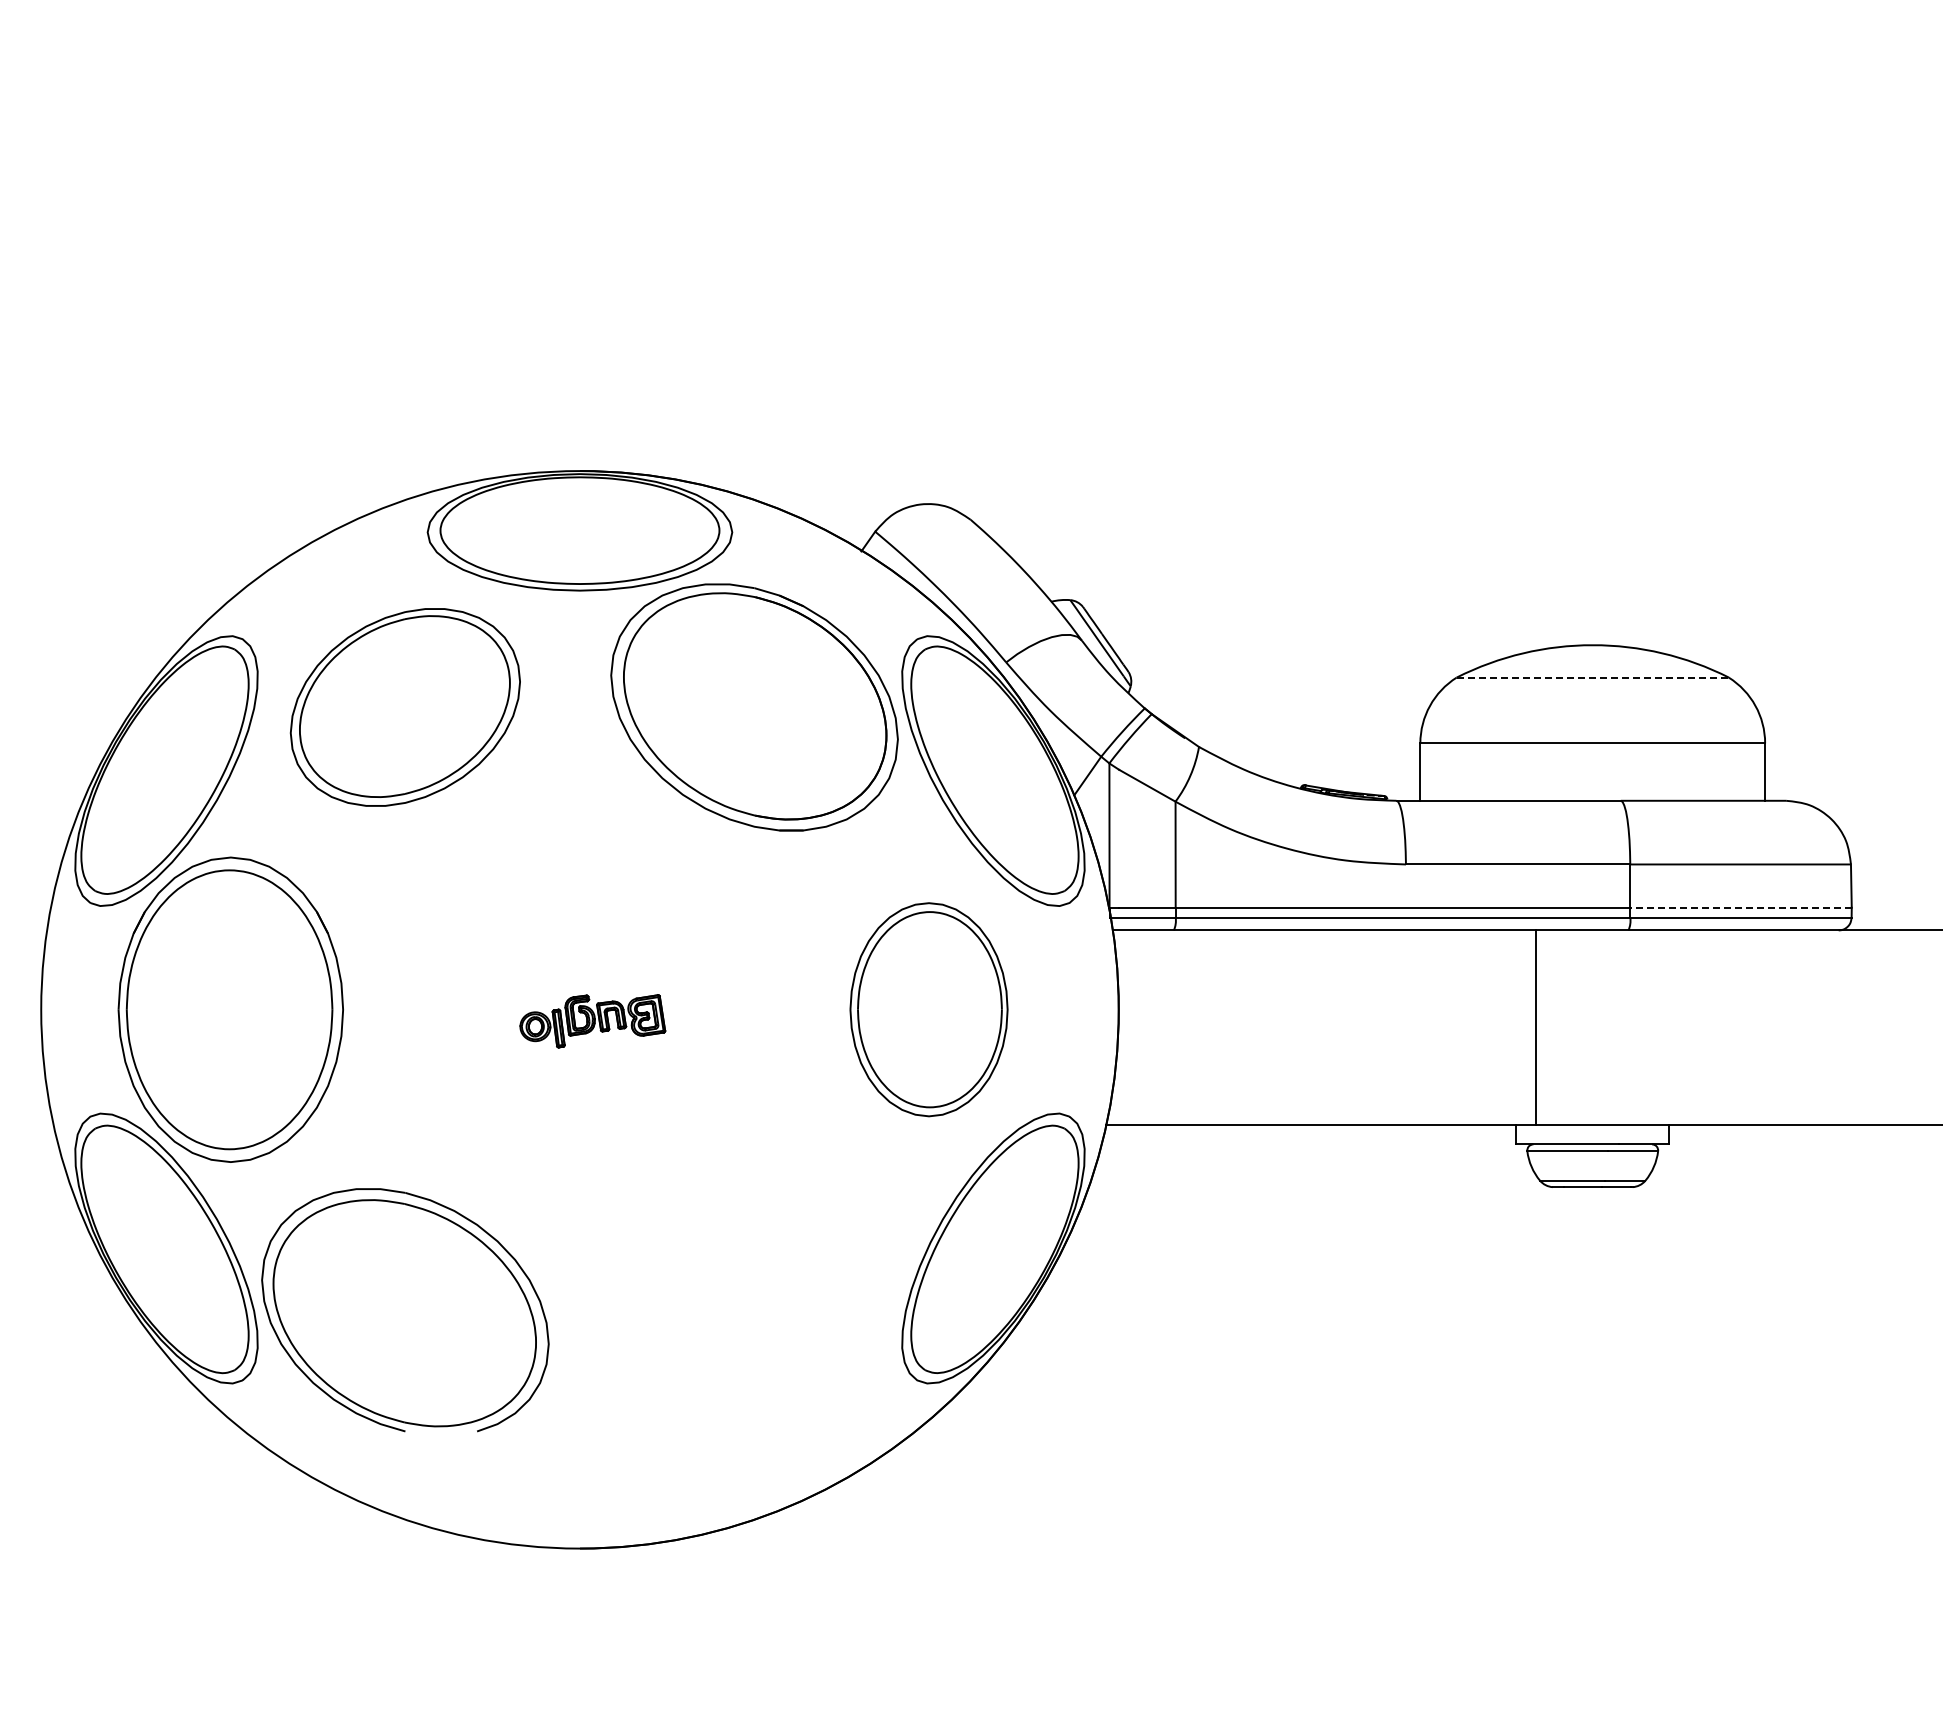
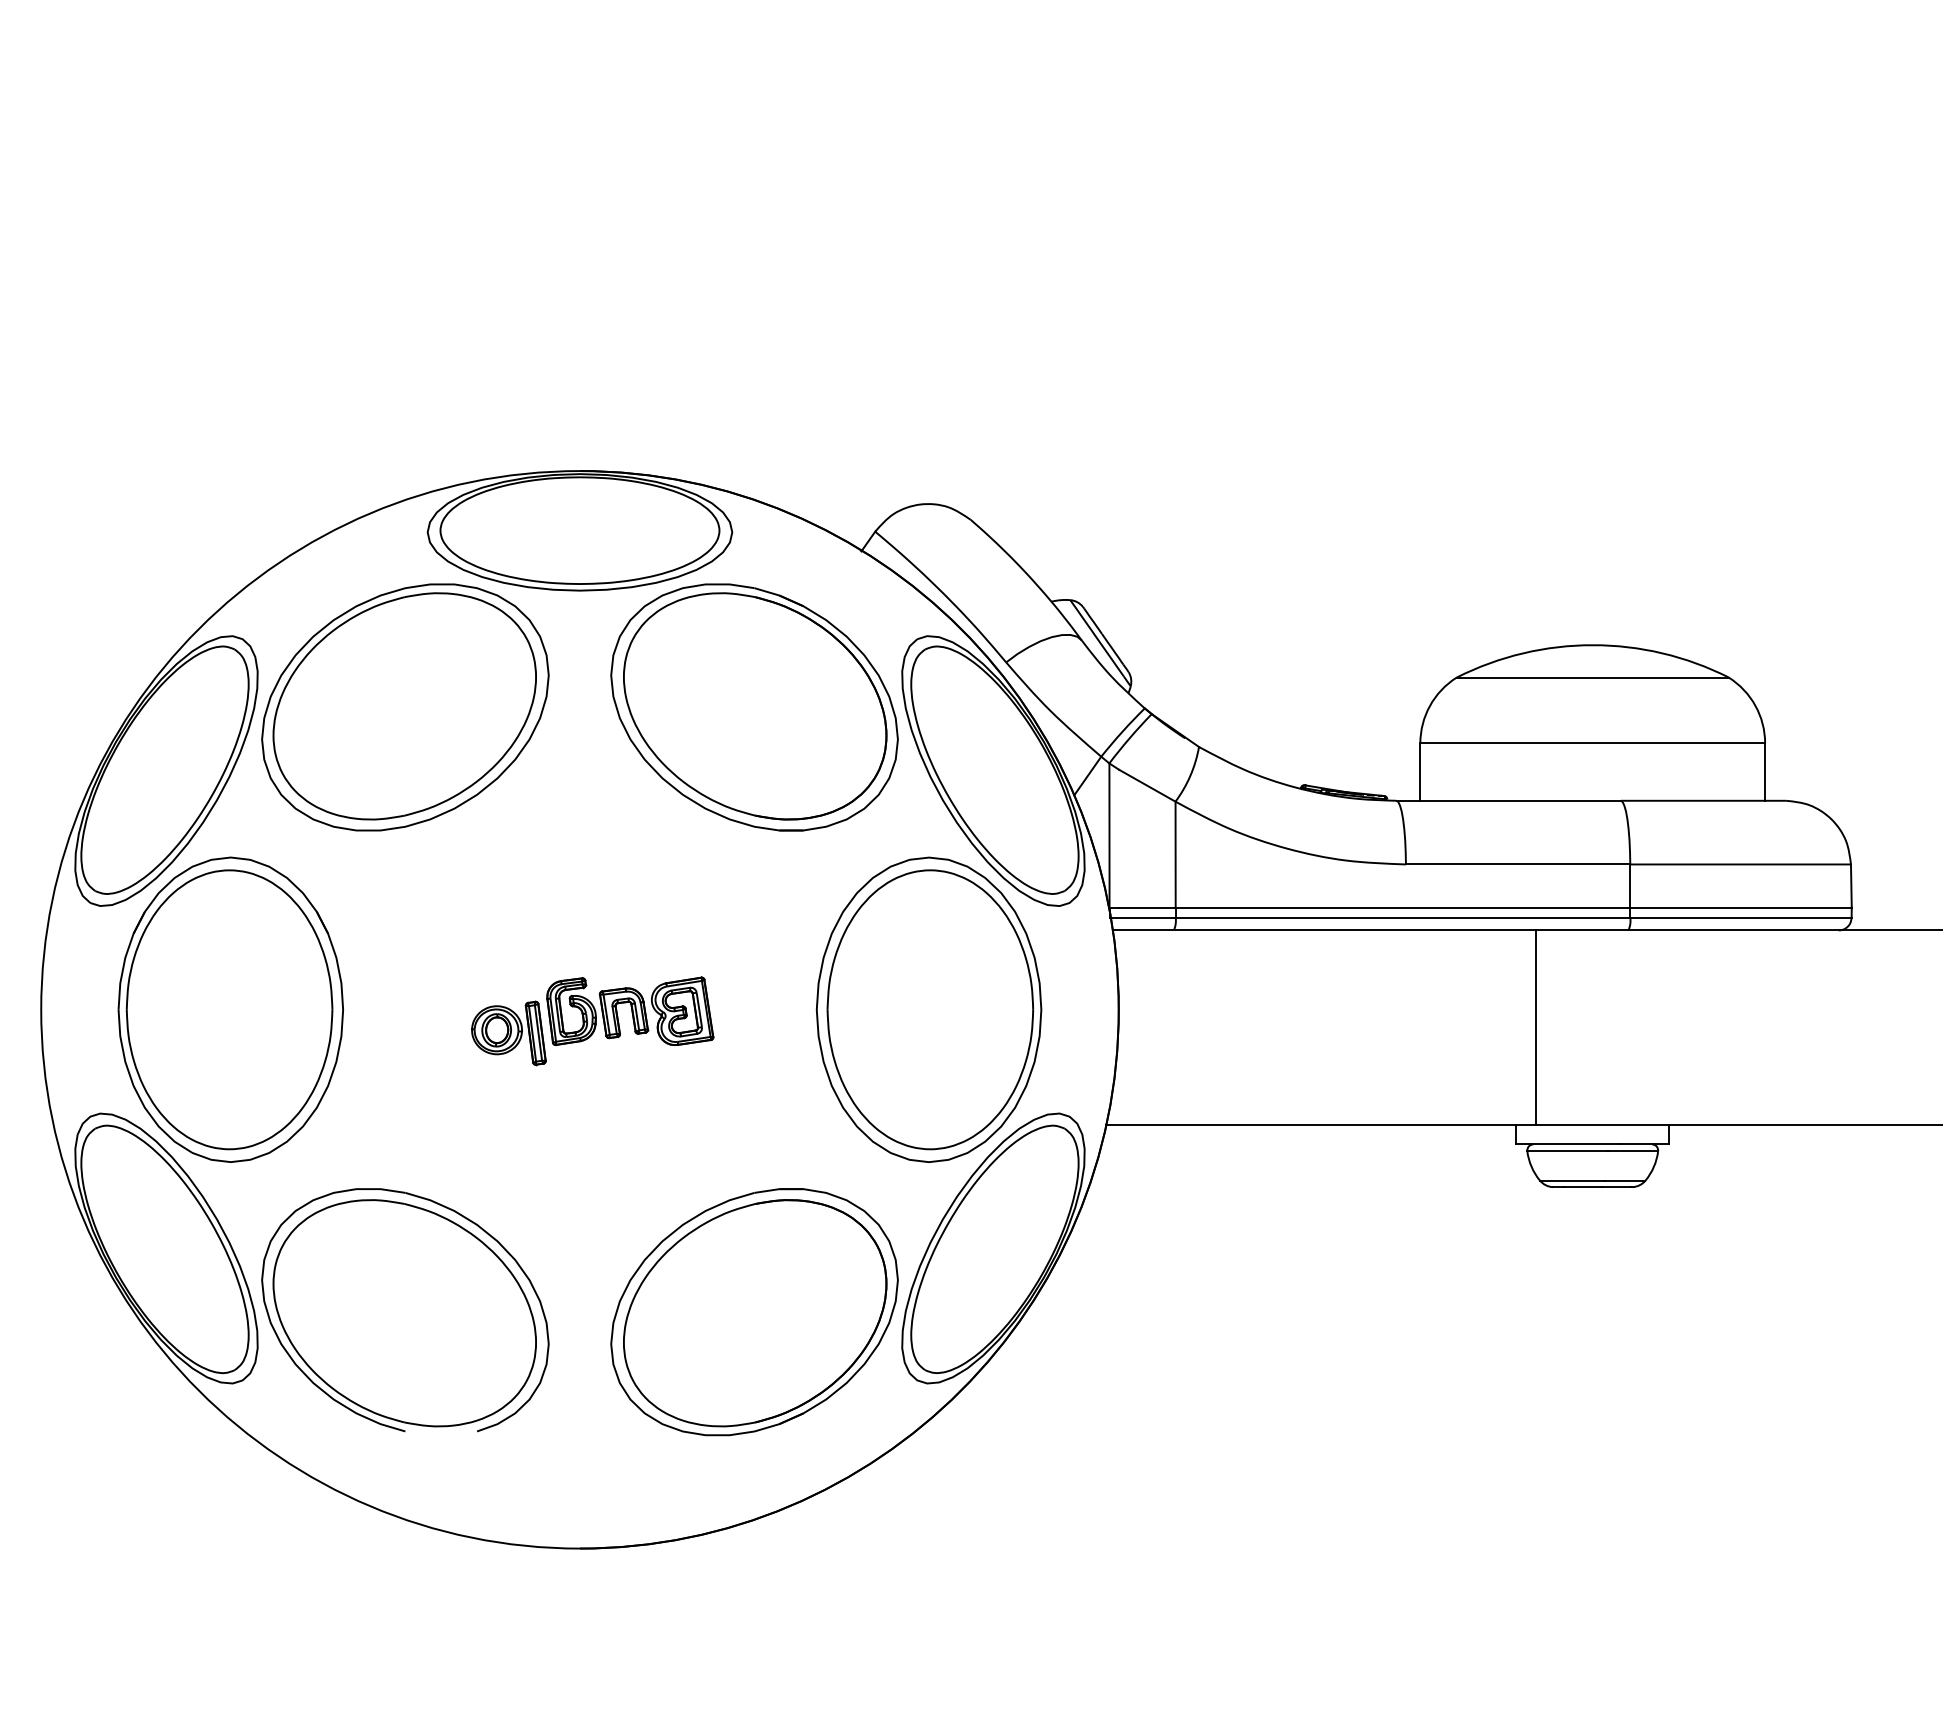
line: dashed -> solid (1593, 677)
part size: 232x199 px -> 289x249 px (405, 707)
line: dashed -> solid (1741, 907)
part size: 160x216 px -> 228x307 px (928, 1009)
part size: 148x55 px -> 244x91 px (592, 1021)
part: none -> present (754, 1312)
